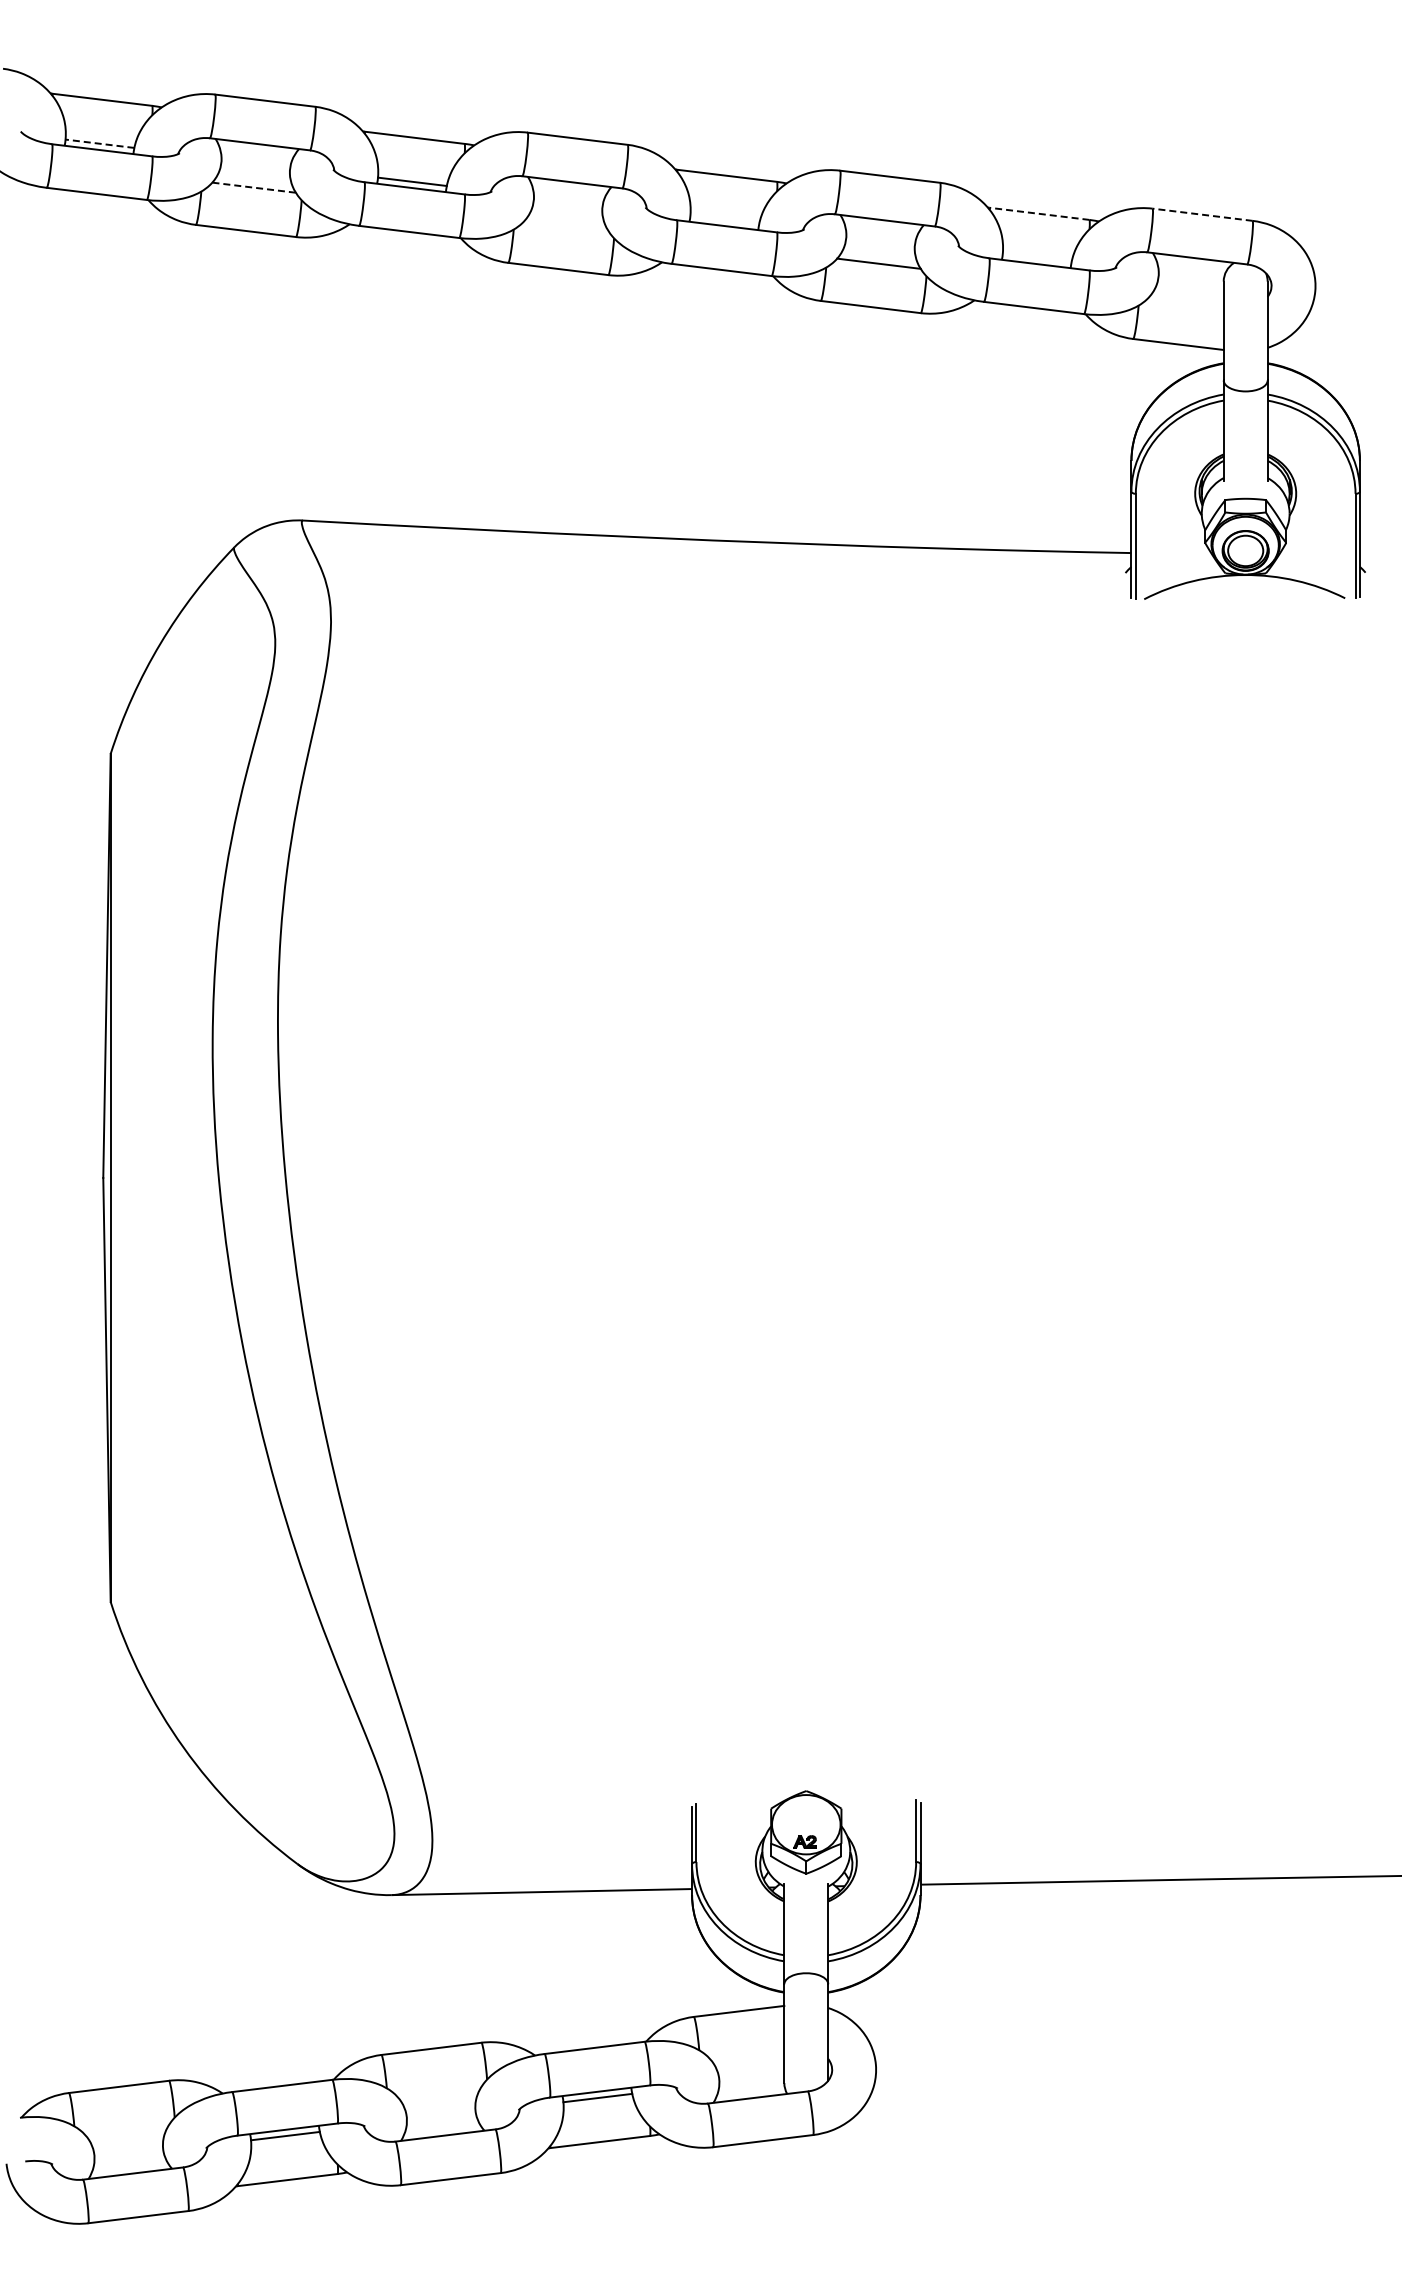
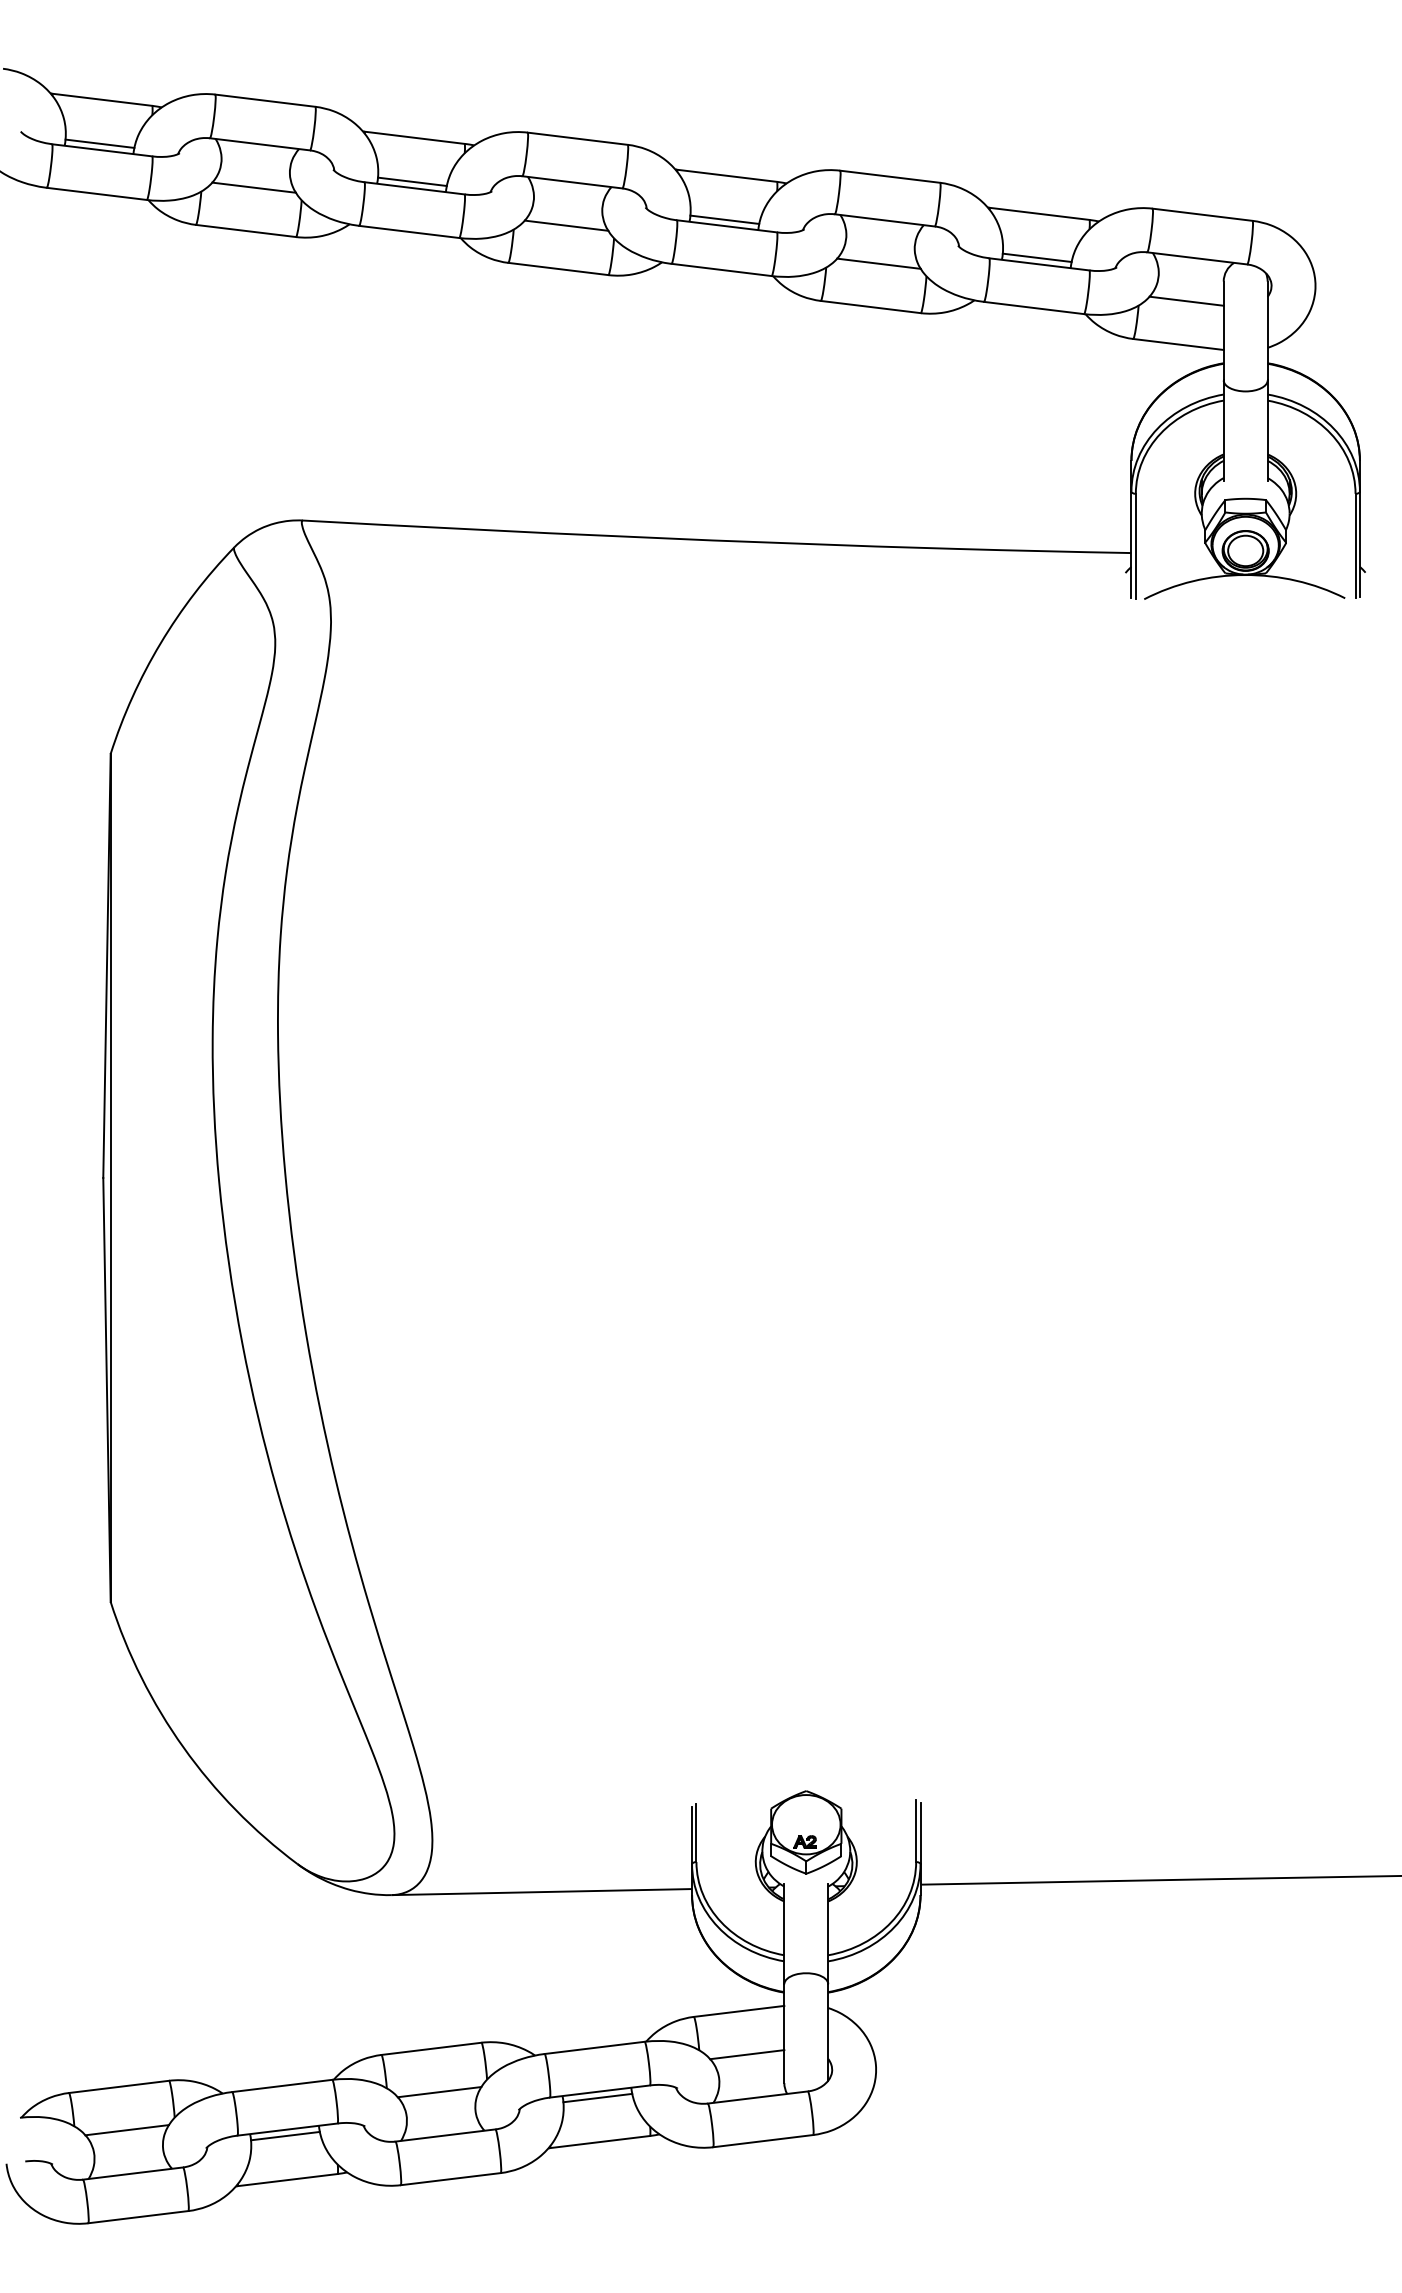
line: dashed -> solid (100, 143)
line: dashed -> solid (254, 187)
line: dashed -> solid (1038, 213)
line: dashed -> solid (1202, 214)
line: none -> present (724, 219)
line: none -> present (566, 225)
line: none -> present (1036, 257)
line: none -> present (1186, 300)
line: none -> present (747, 2054)
line: none -> present (439, 2092)
line: none -> present (126, 2130)
